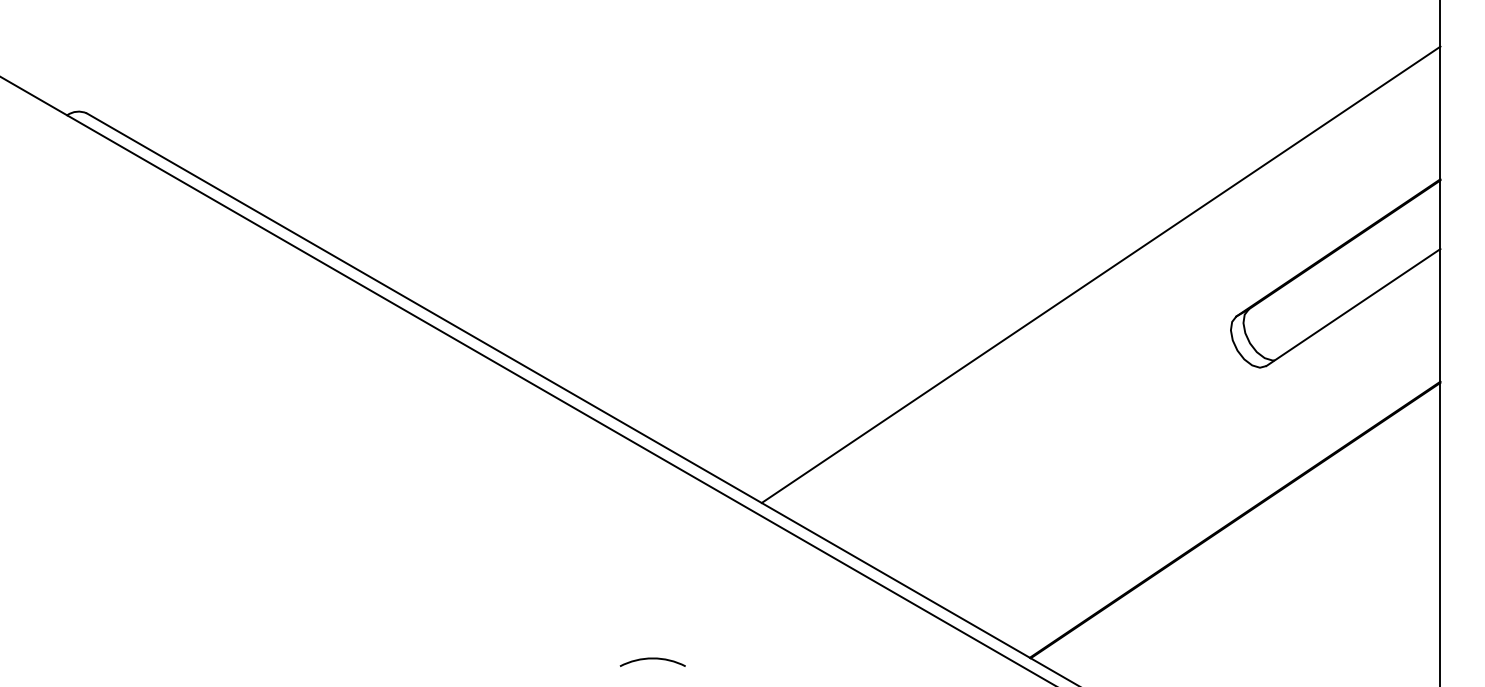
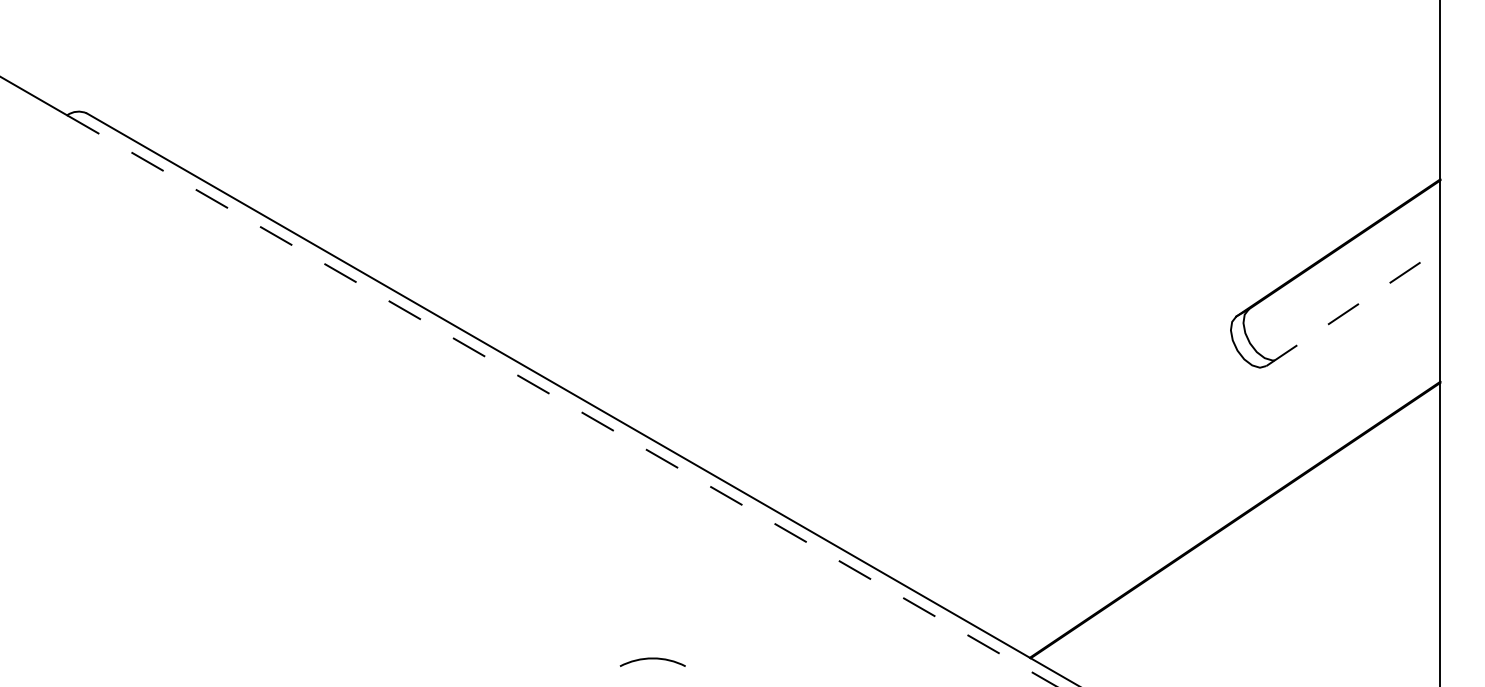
line: present -> none (1100, 274)
line: solid -> dashed (1353, 307)
line: solid -> dashed (562, 401)
